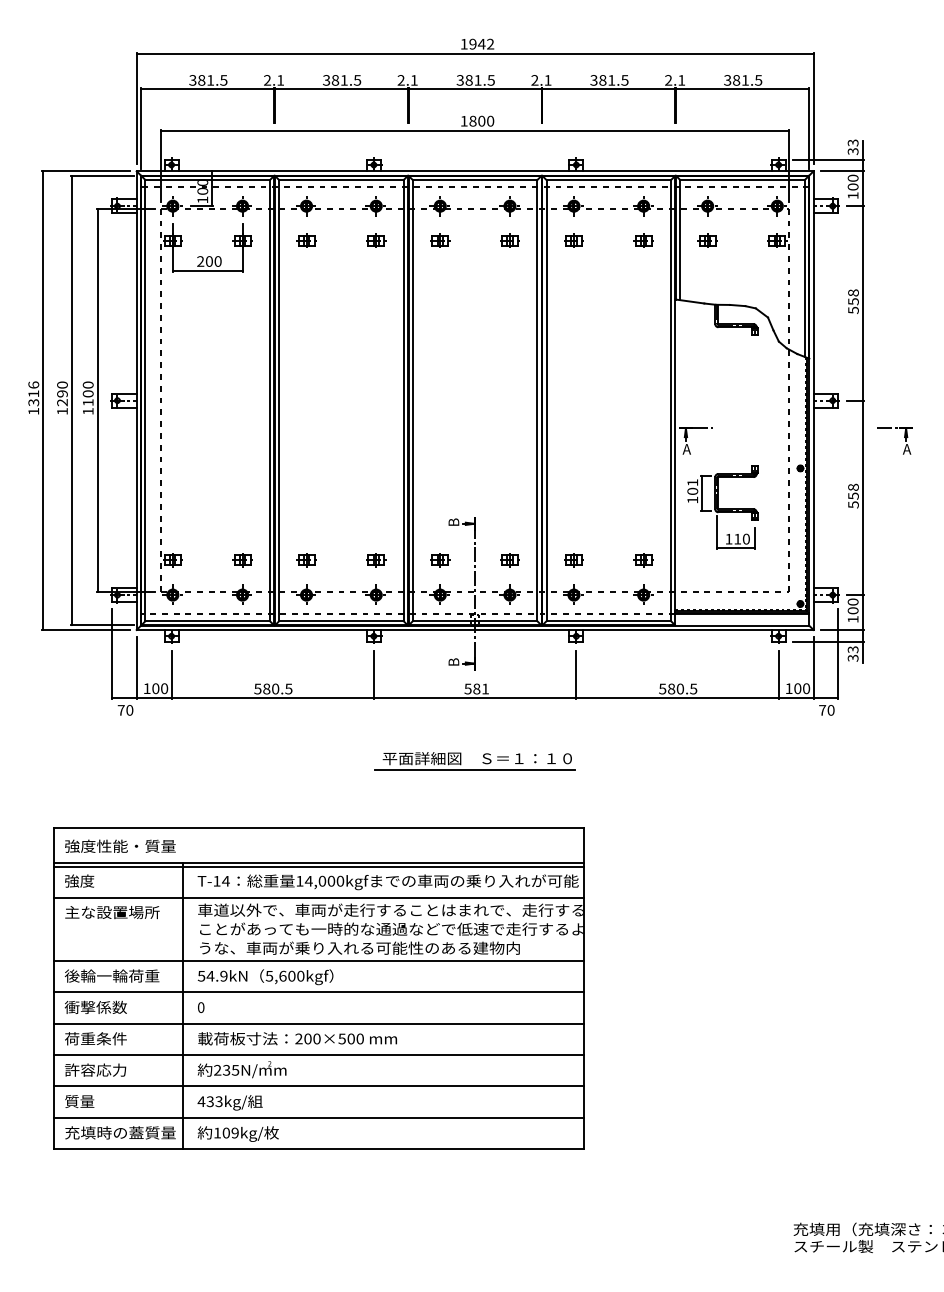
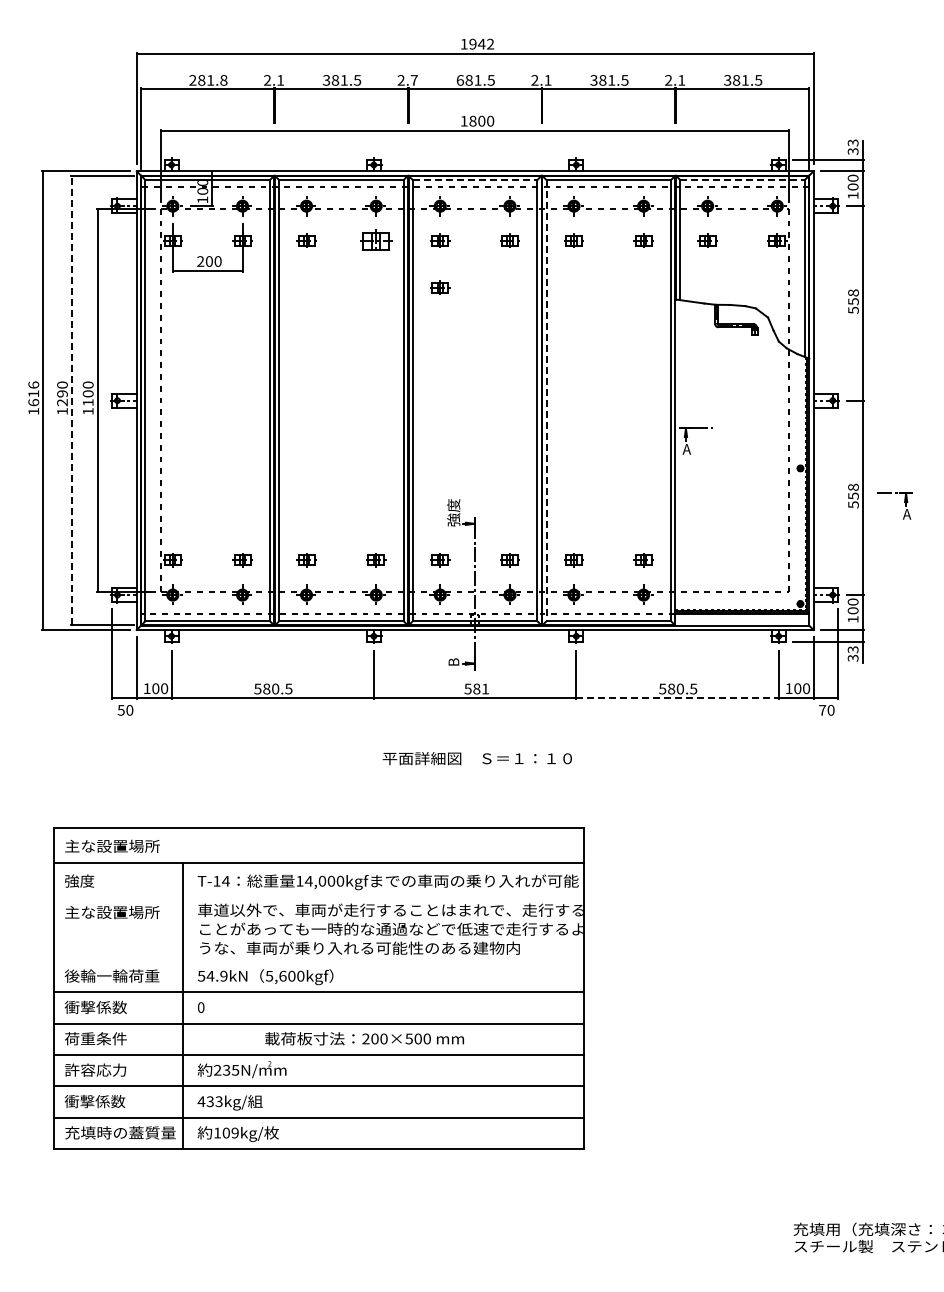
text: 381.5 -> 281.8 (208, 80)
text: 2.1 -> 2.7 (413, 80)
text: 381.5 -> 681.5 (460, 80)
line: solid -> dashed (475, 180)
line: solid -> dashed (743, 180)
part size: 21x15 px -> 33x22 px (376, 239)
part: none -> present (440, 287)
line: solid -> dashed (71, 400)
line: solid -> dashed (546, 400)
text: 1316 -> 1616 (33, 402)
part position: (904, 437) -> (904, 502) (904, 502)
part: present -> none (722, 507)
text: B -> 強度 (453, 512)
line: solid -> dashed (678, 698)
text: 70 -> 50 (120, 710)
line: present -> none (474, 770)
text: 強度性能・質量 -> 主な設置場所 (120, 845)
line: present -> none (318, 866)
line: present -> none (318, 898)
line: present -> none (318, 960)
text position: (297, 1038) -> (364, 1038) (364, 1038)
text: 質量 -> 衝撃係数 (94, 1101)
